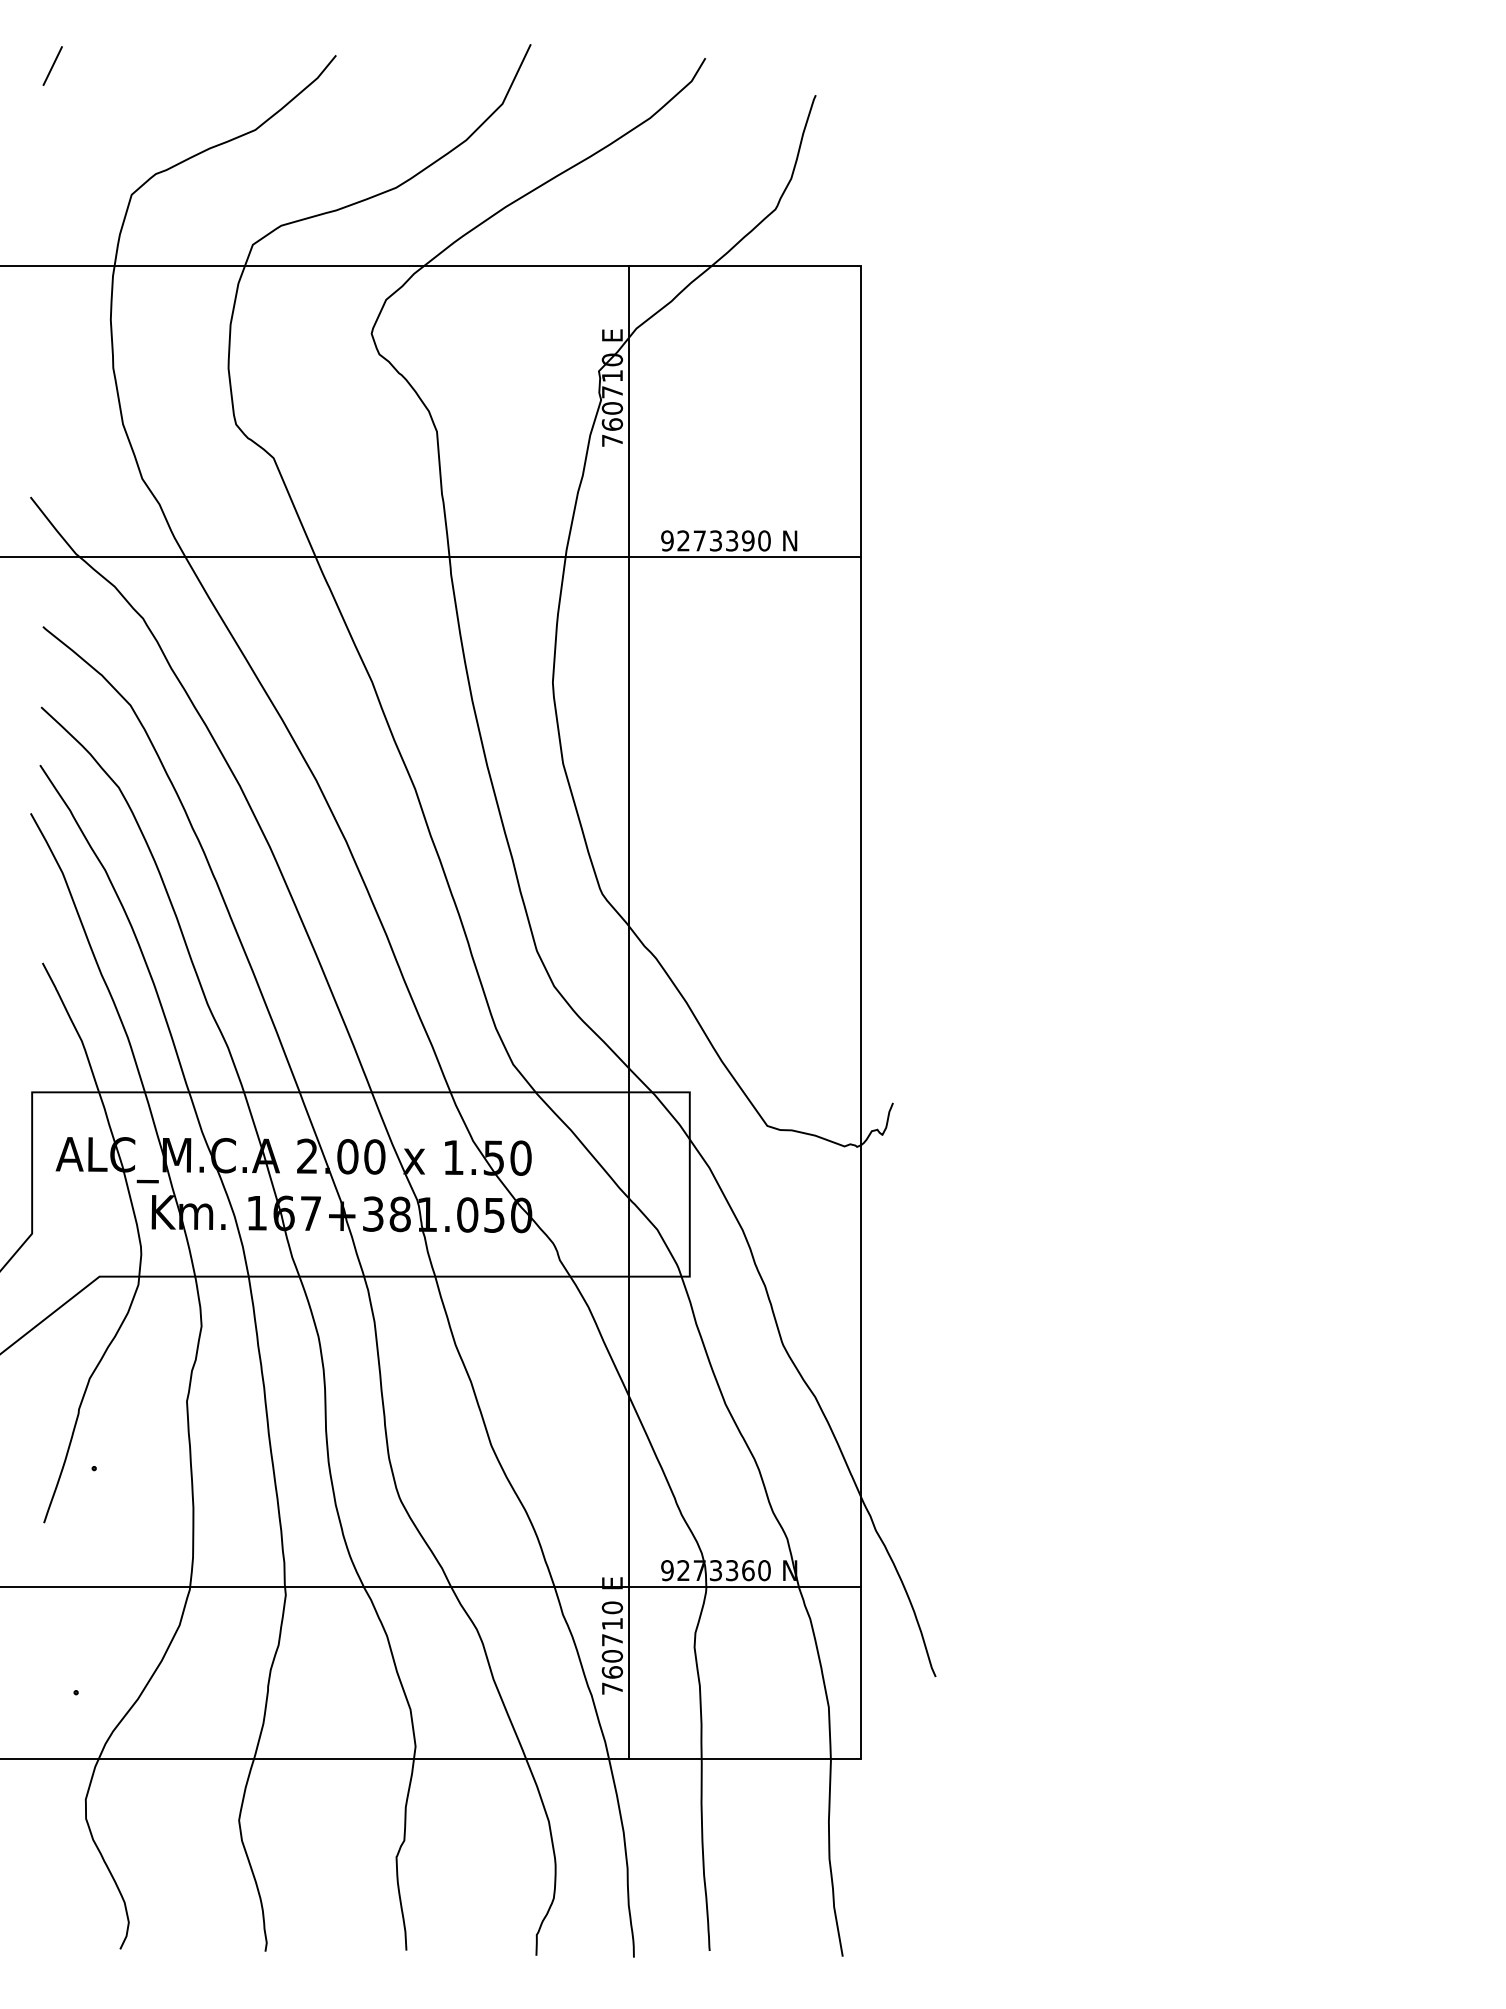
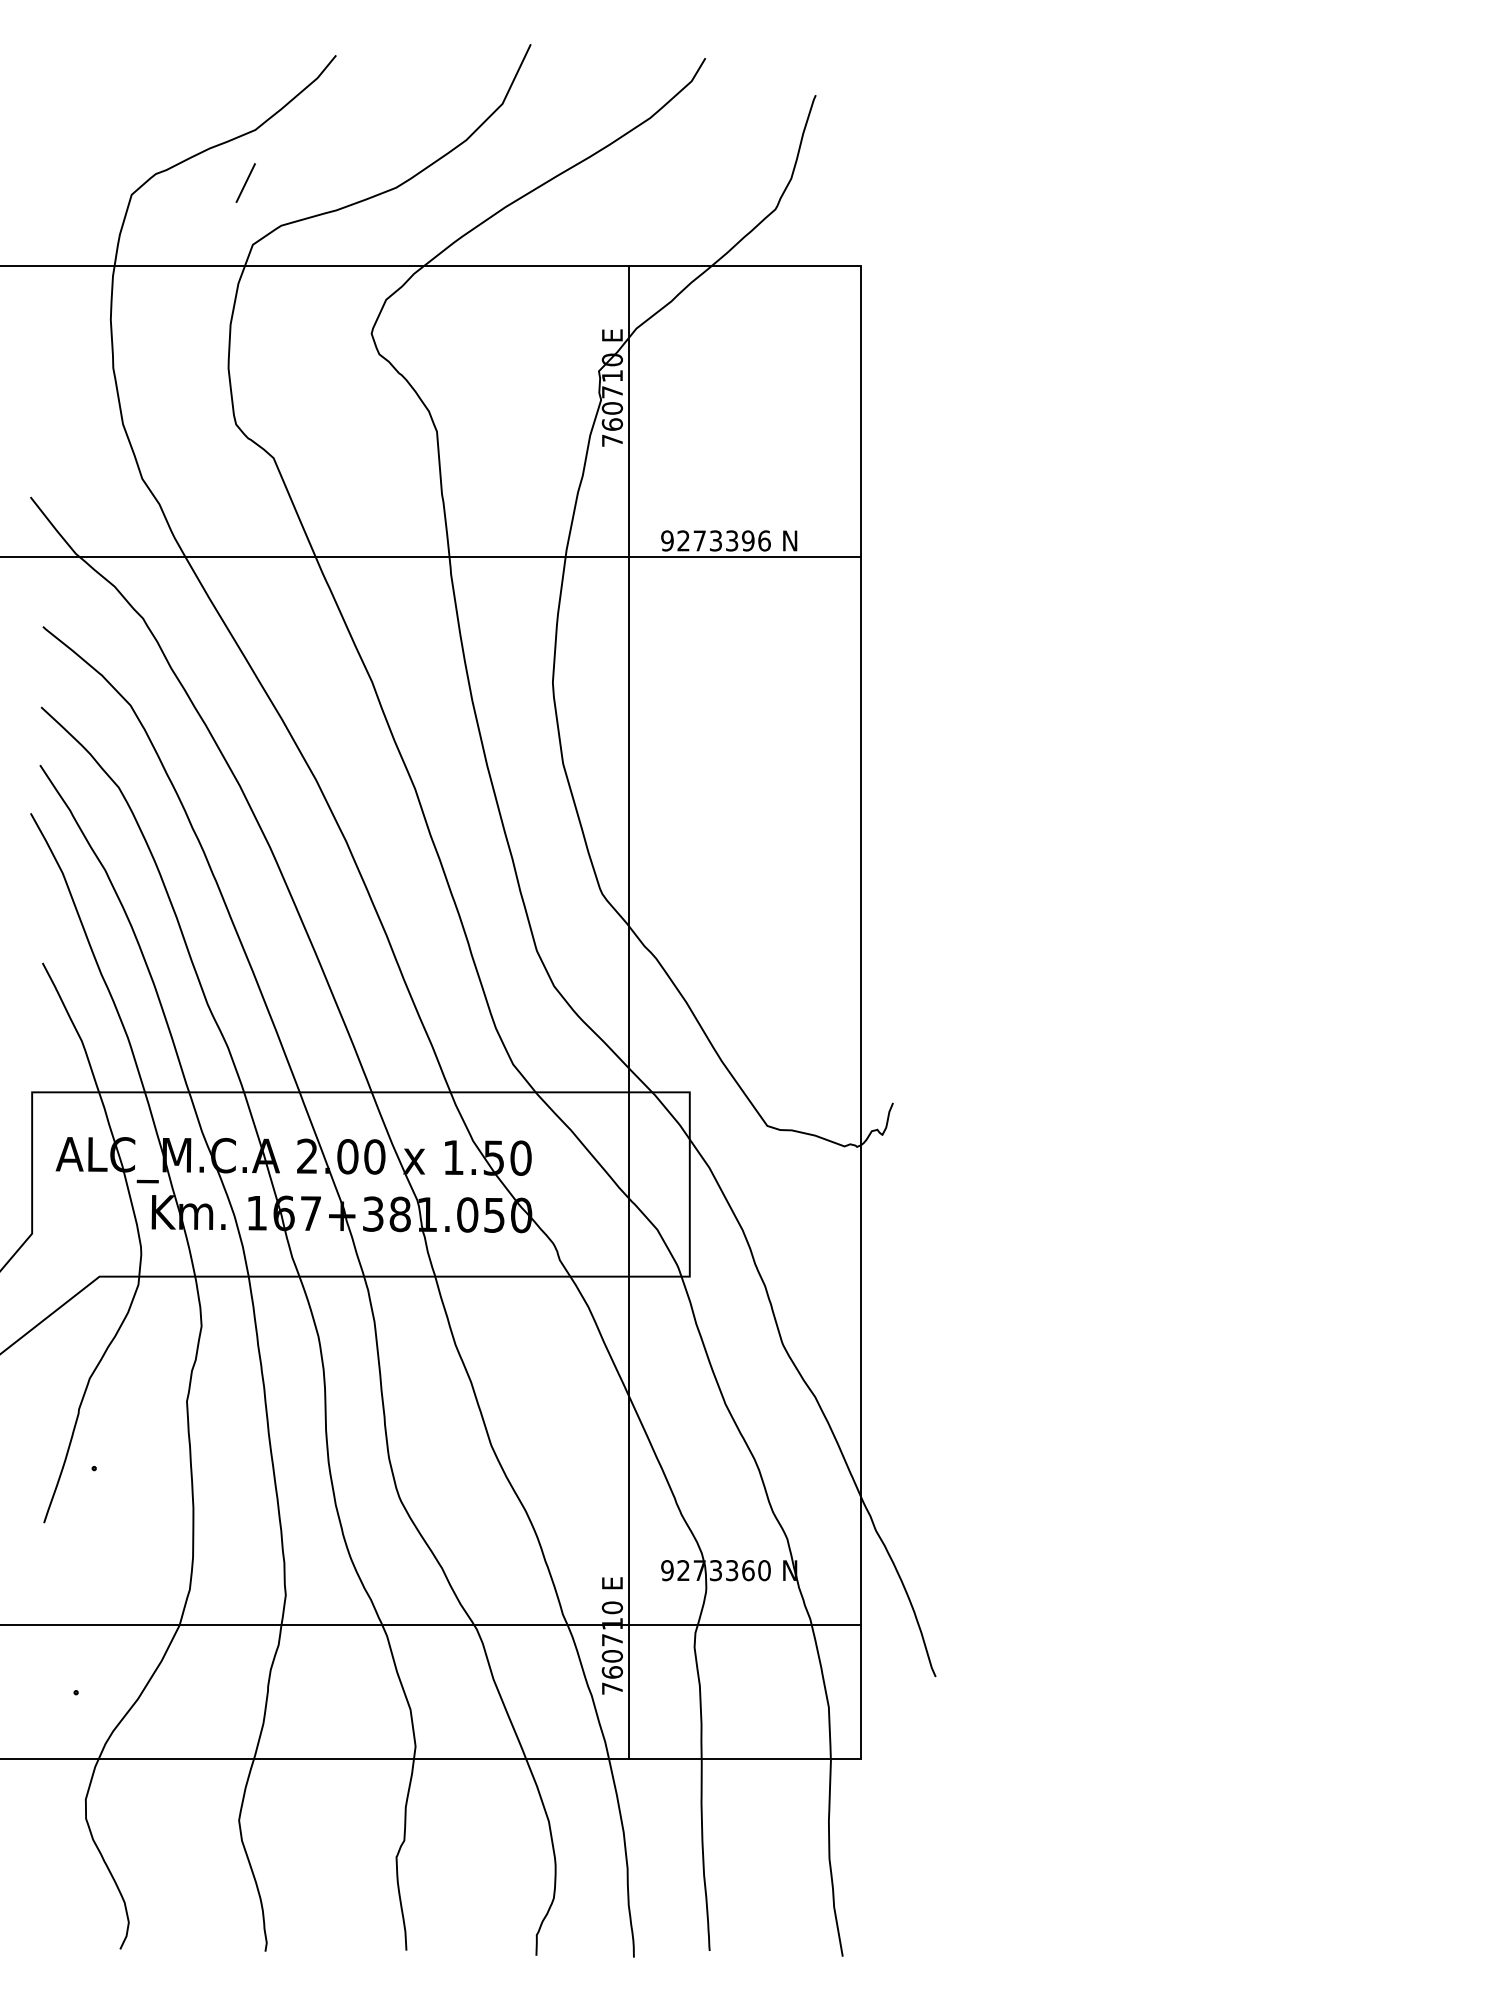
line position: (52, 65) -> (245, 182) (245, 182)
text: 9273390 -> 9273396 (764, 540)
line position: (431, 1587) -> (431, 1625) (431, 1625)
